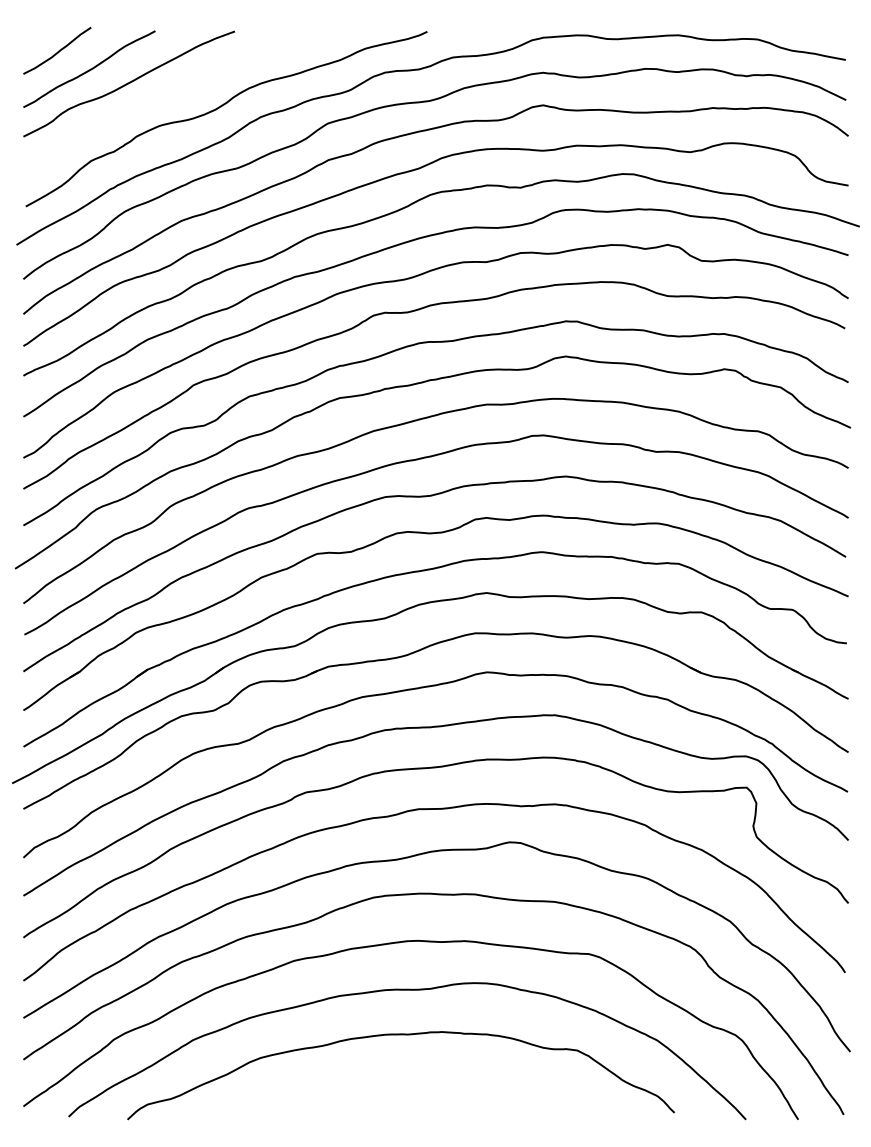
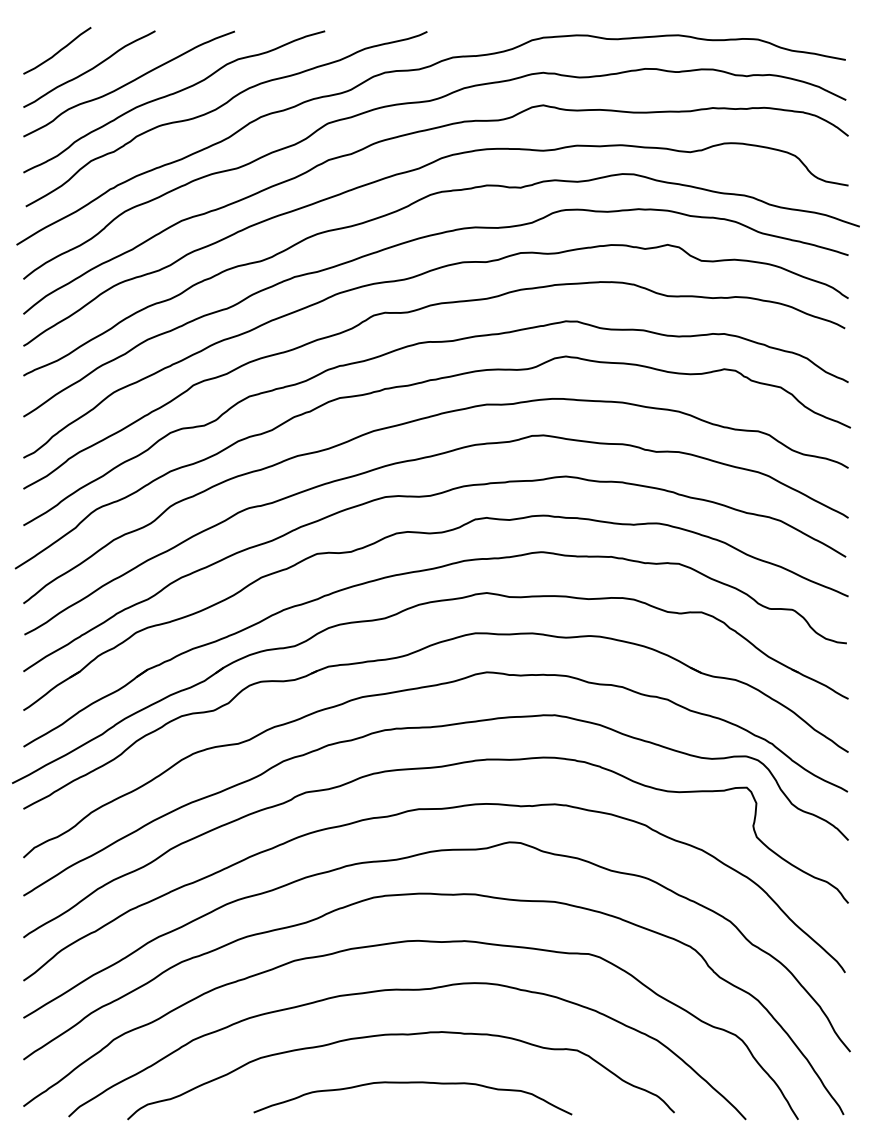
curve: none -> present (171, 95)
curve: none -> present (412, 1083)
